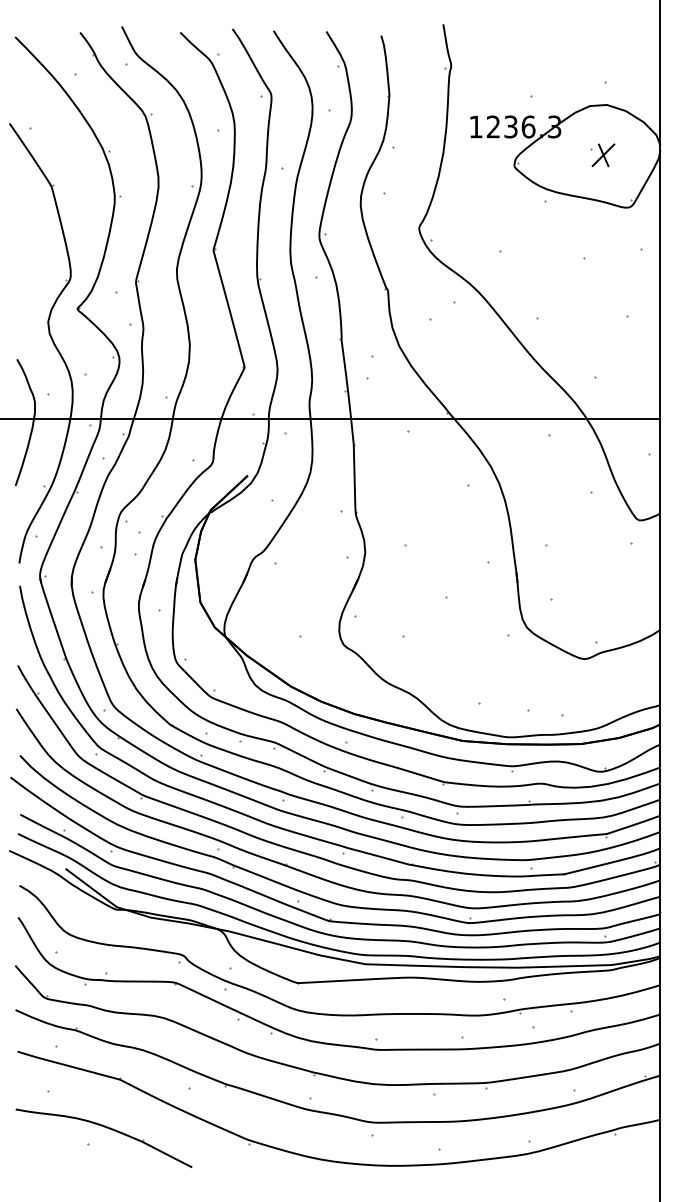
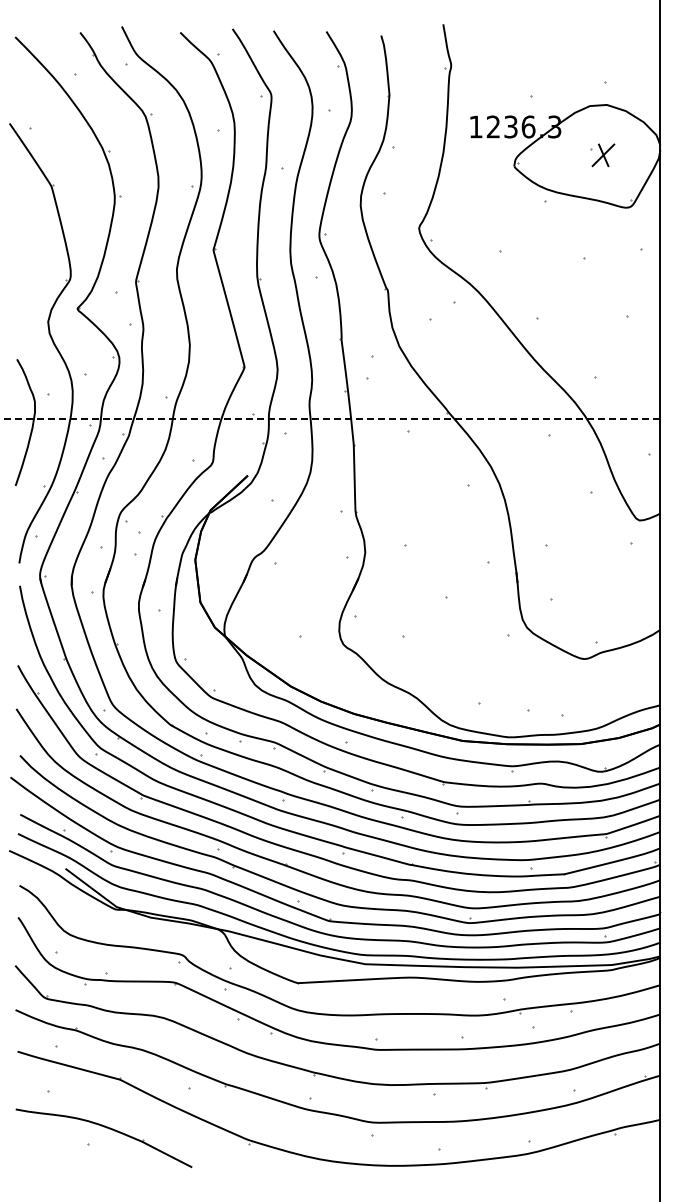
line: solid -> dashed (330, 419)
